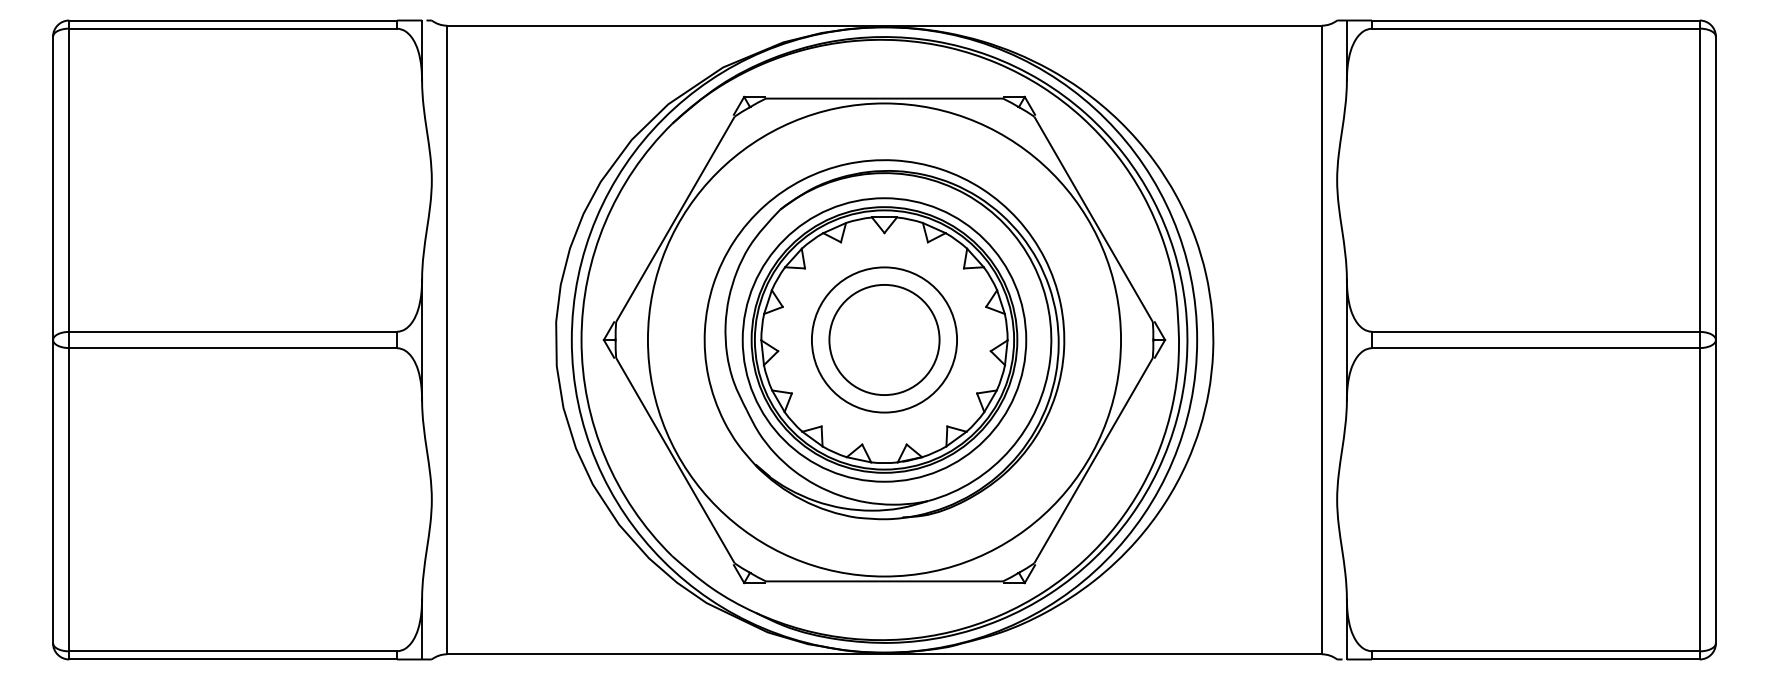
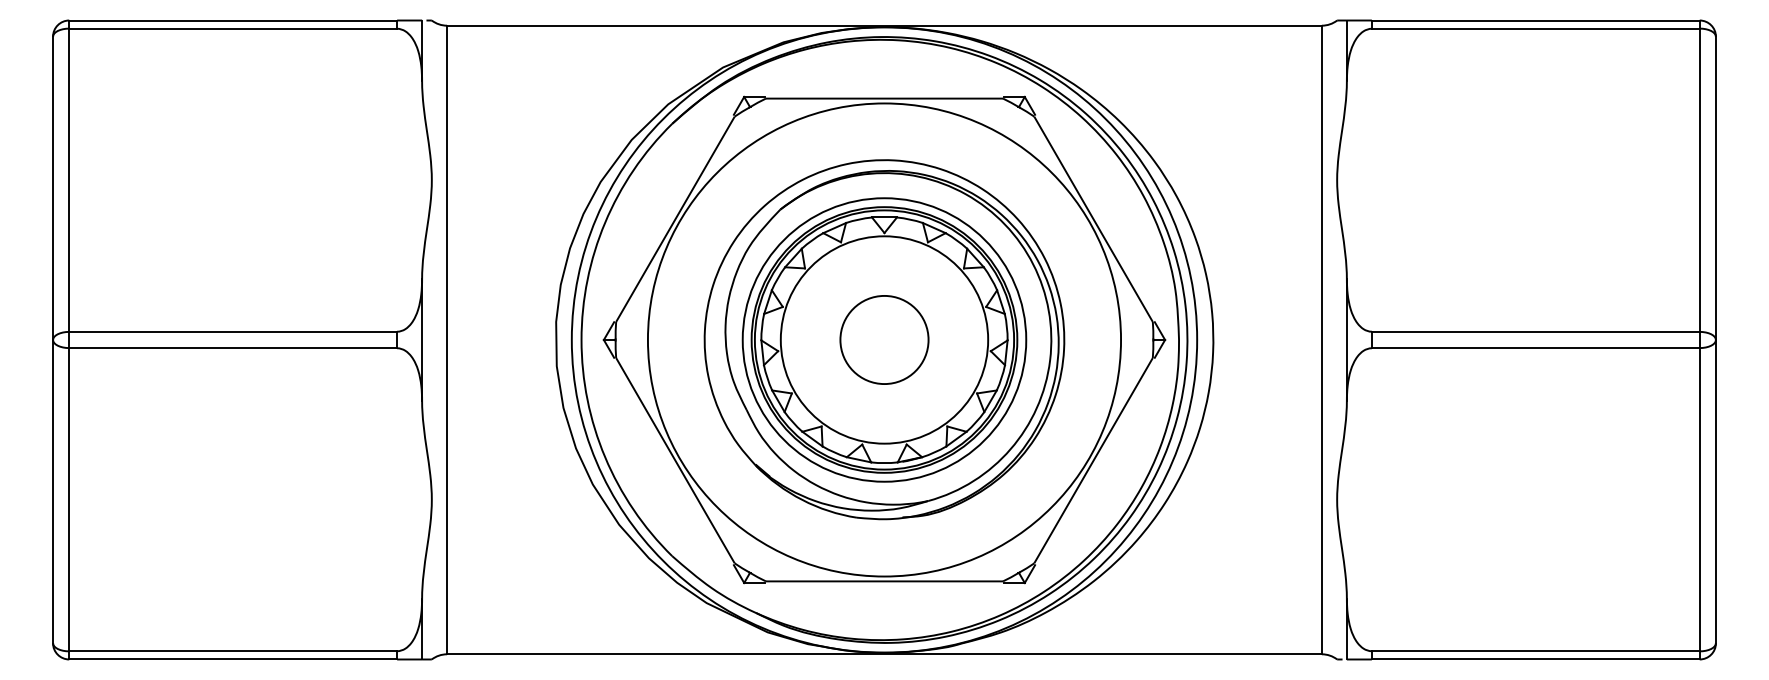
circle diameter: 110 px -> 88 px (884, 339)
circle diameter: 145 px -> 207 px (884, 339)
